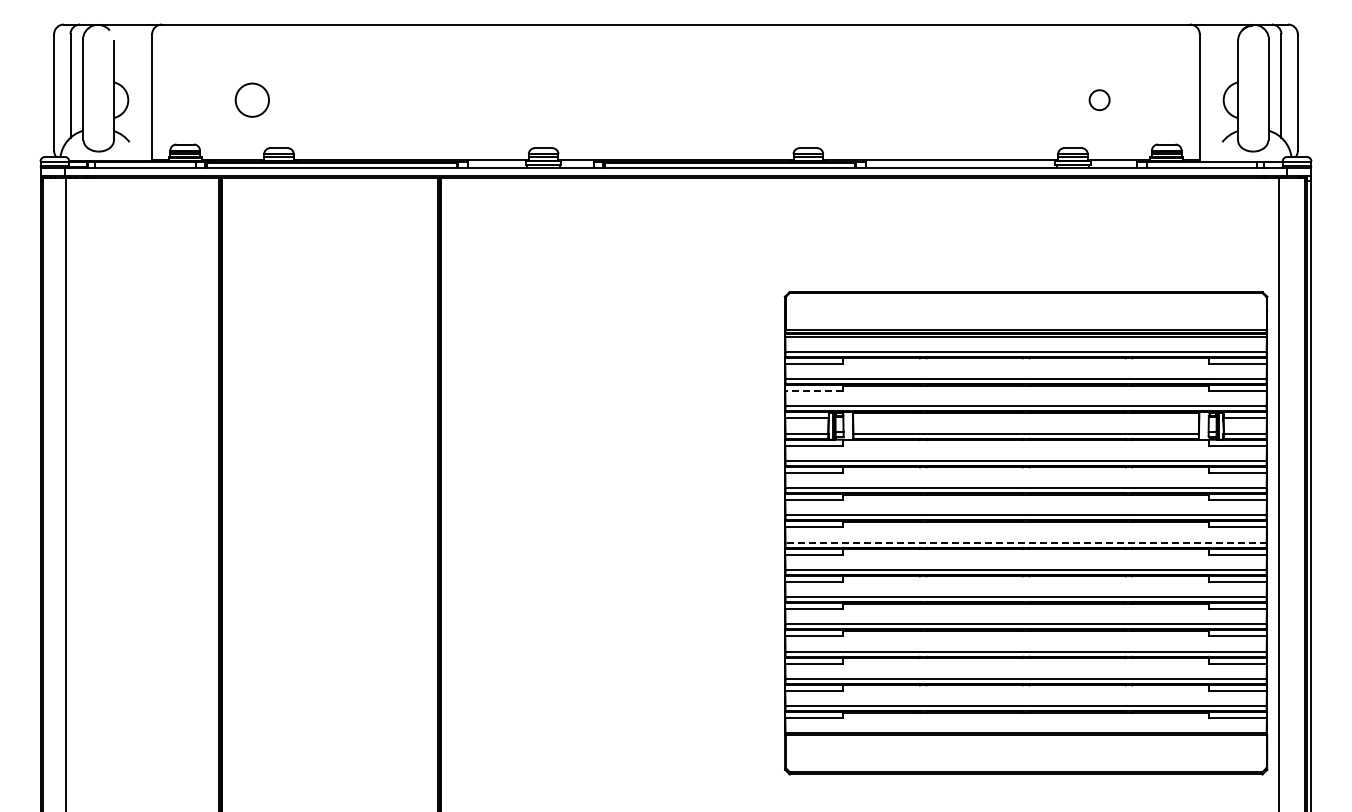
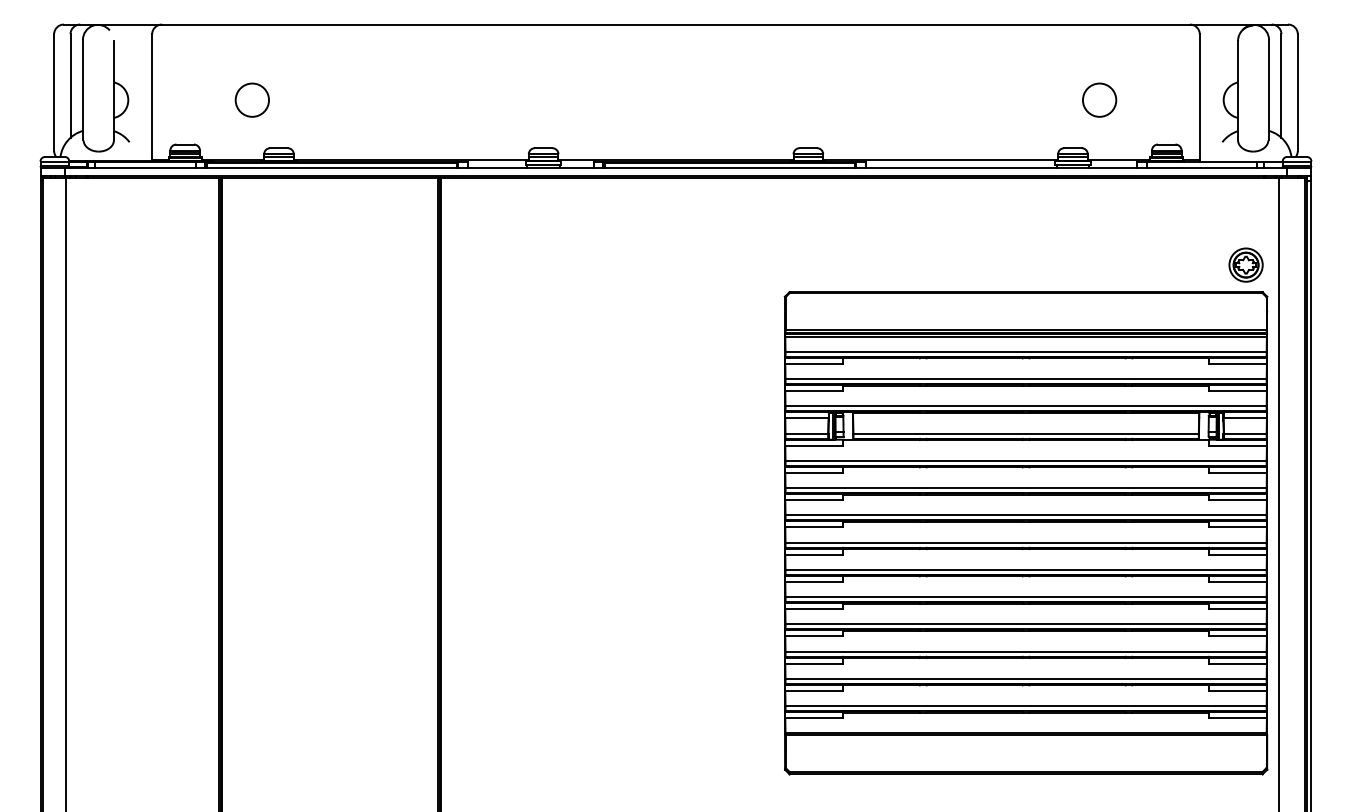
circle diameter: 20 px -> 33 px (1099, 99)
part: none -> present (1245, 264)
line: dashed -> solid (814, 391)
line: dashed -> solid (1026, 542)
